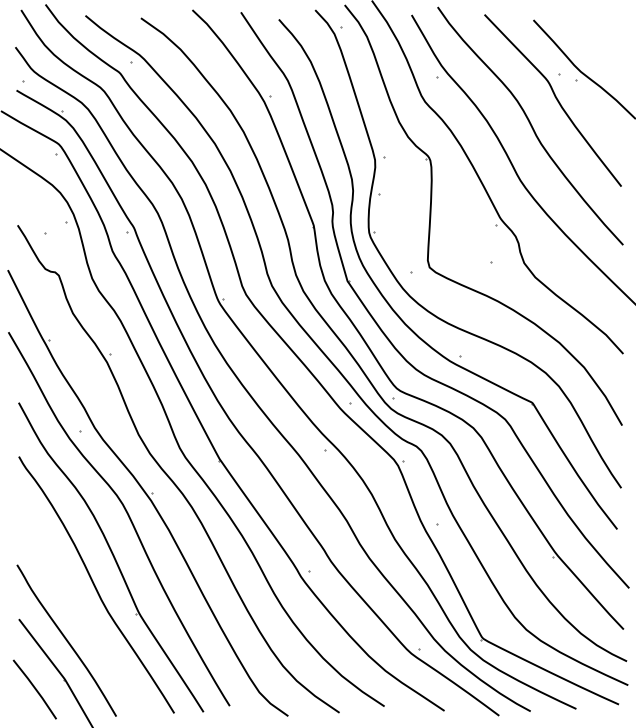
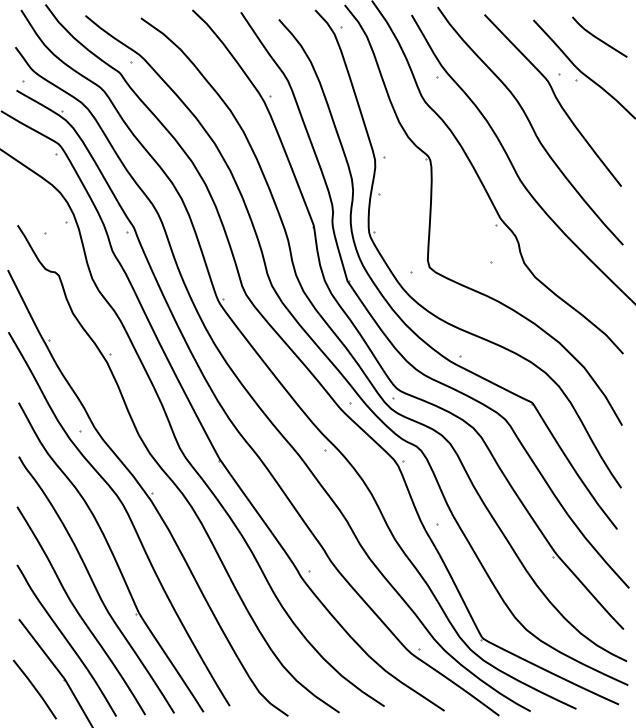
curve: none -> present (598, 37)
curve: none -> present (78, 611)
